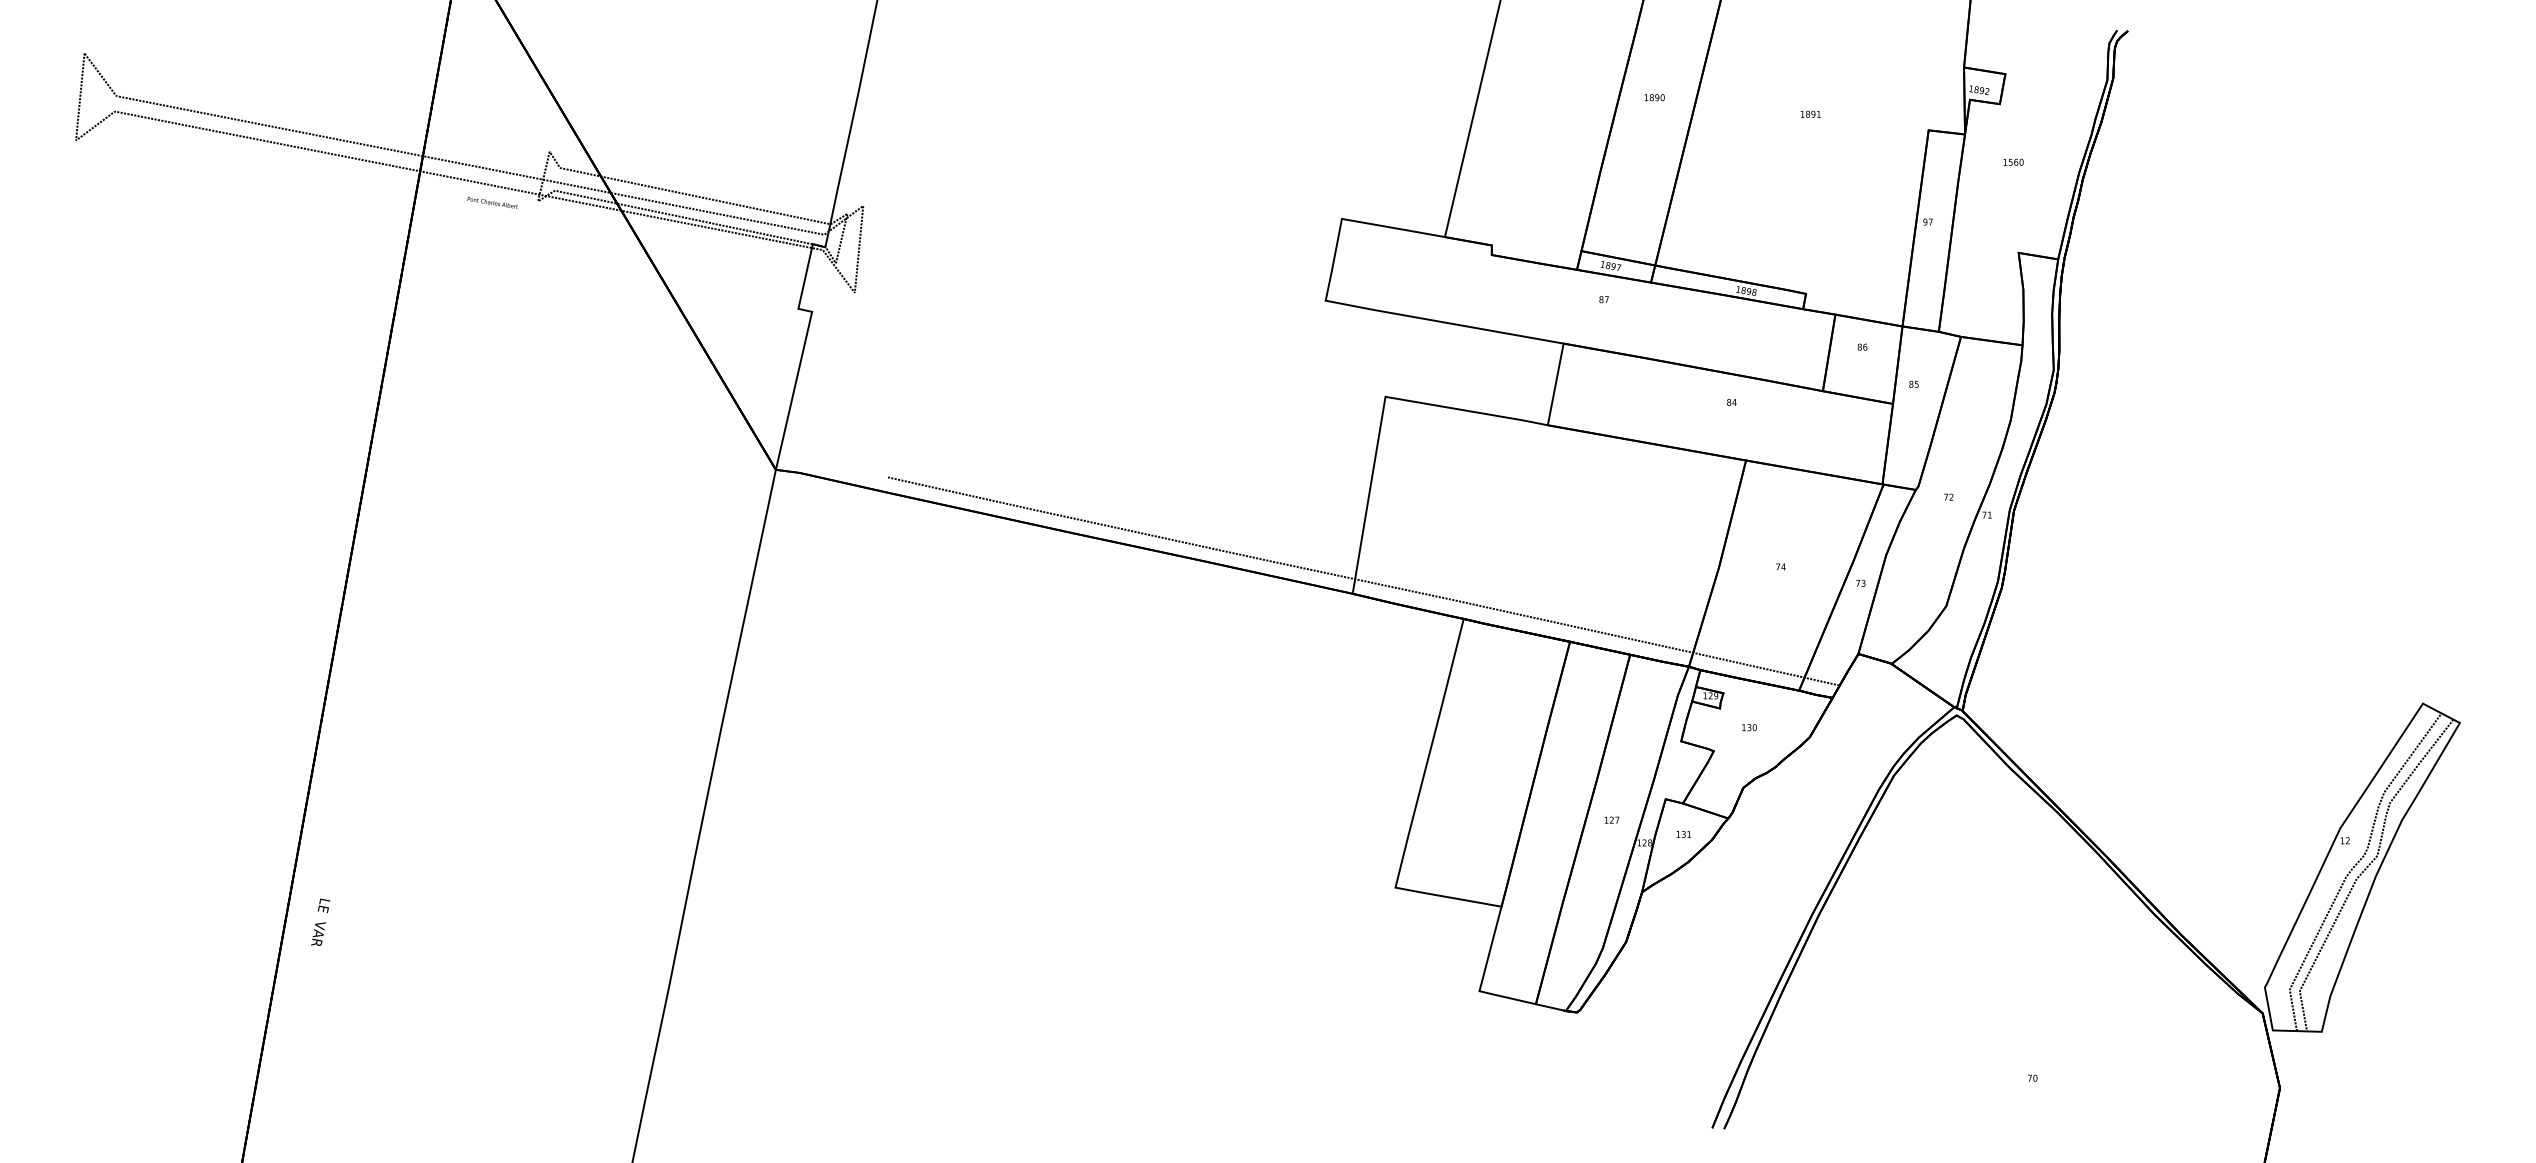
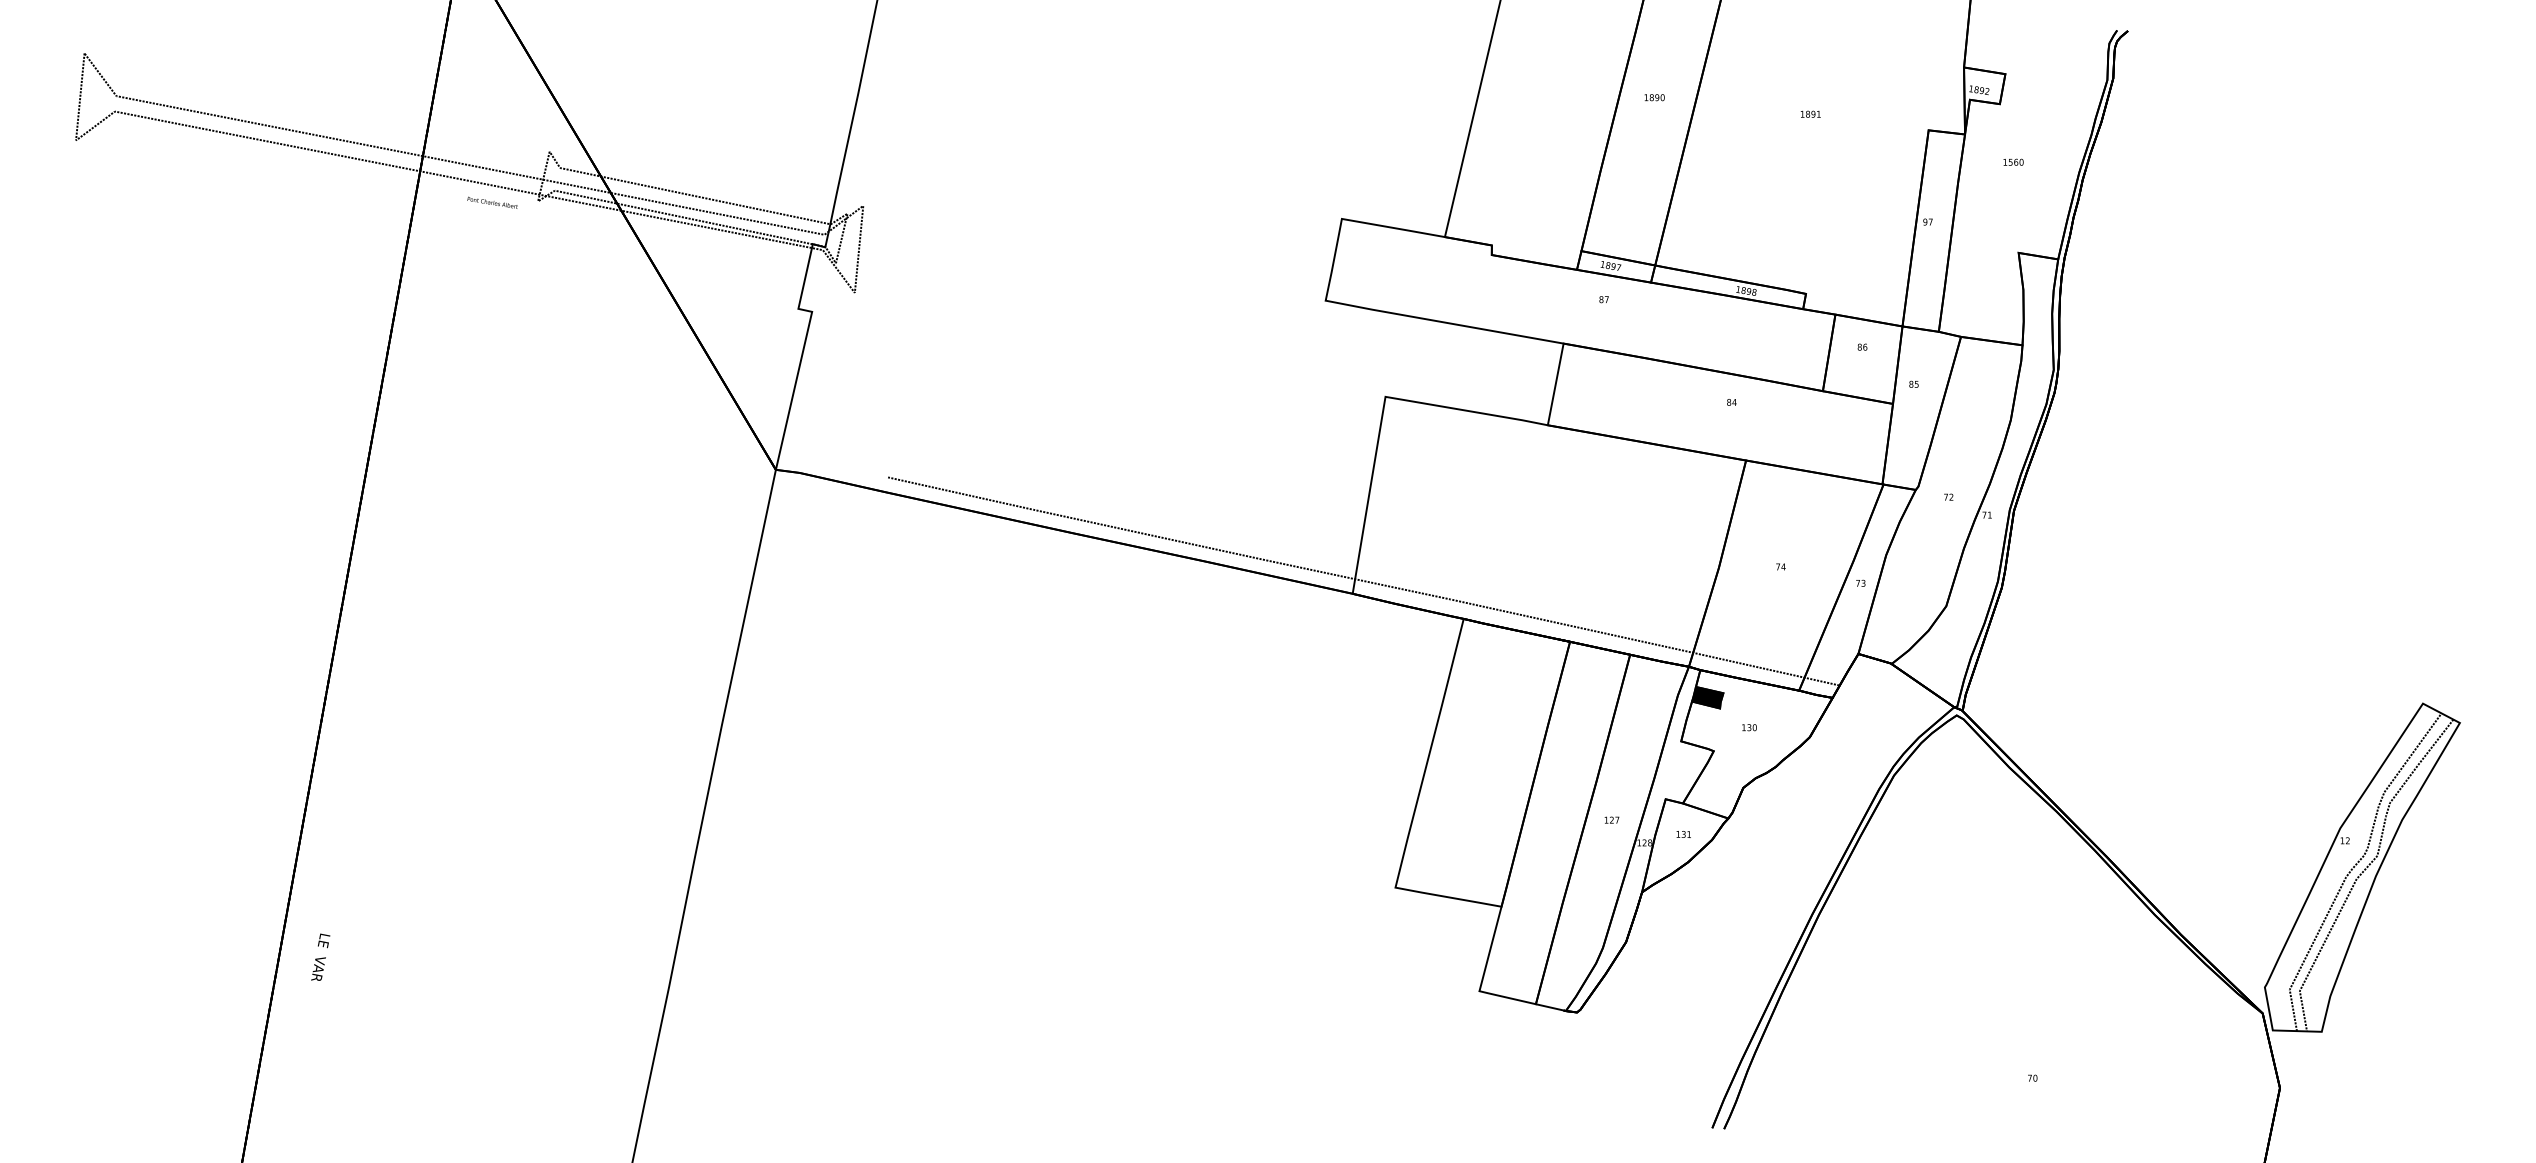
fill: none -> present (1707, 697)
text position: (320, 921) -> (320, 956) (320, 956)
